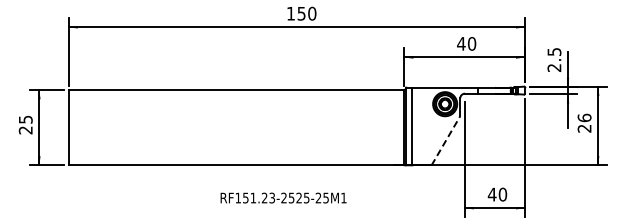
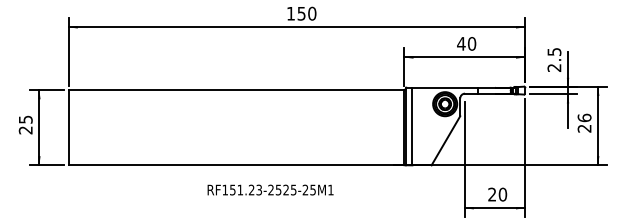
line: dashed -> solid (446, 140)
text: 40 -> 20 (491, 194)
text position: (283, 197) -> (270, 189) (270, 189)
